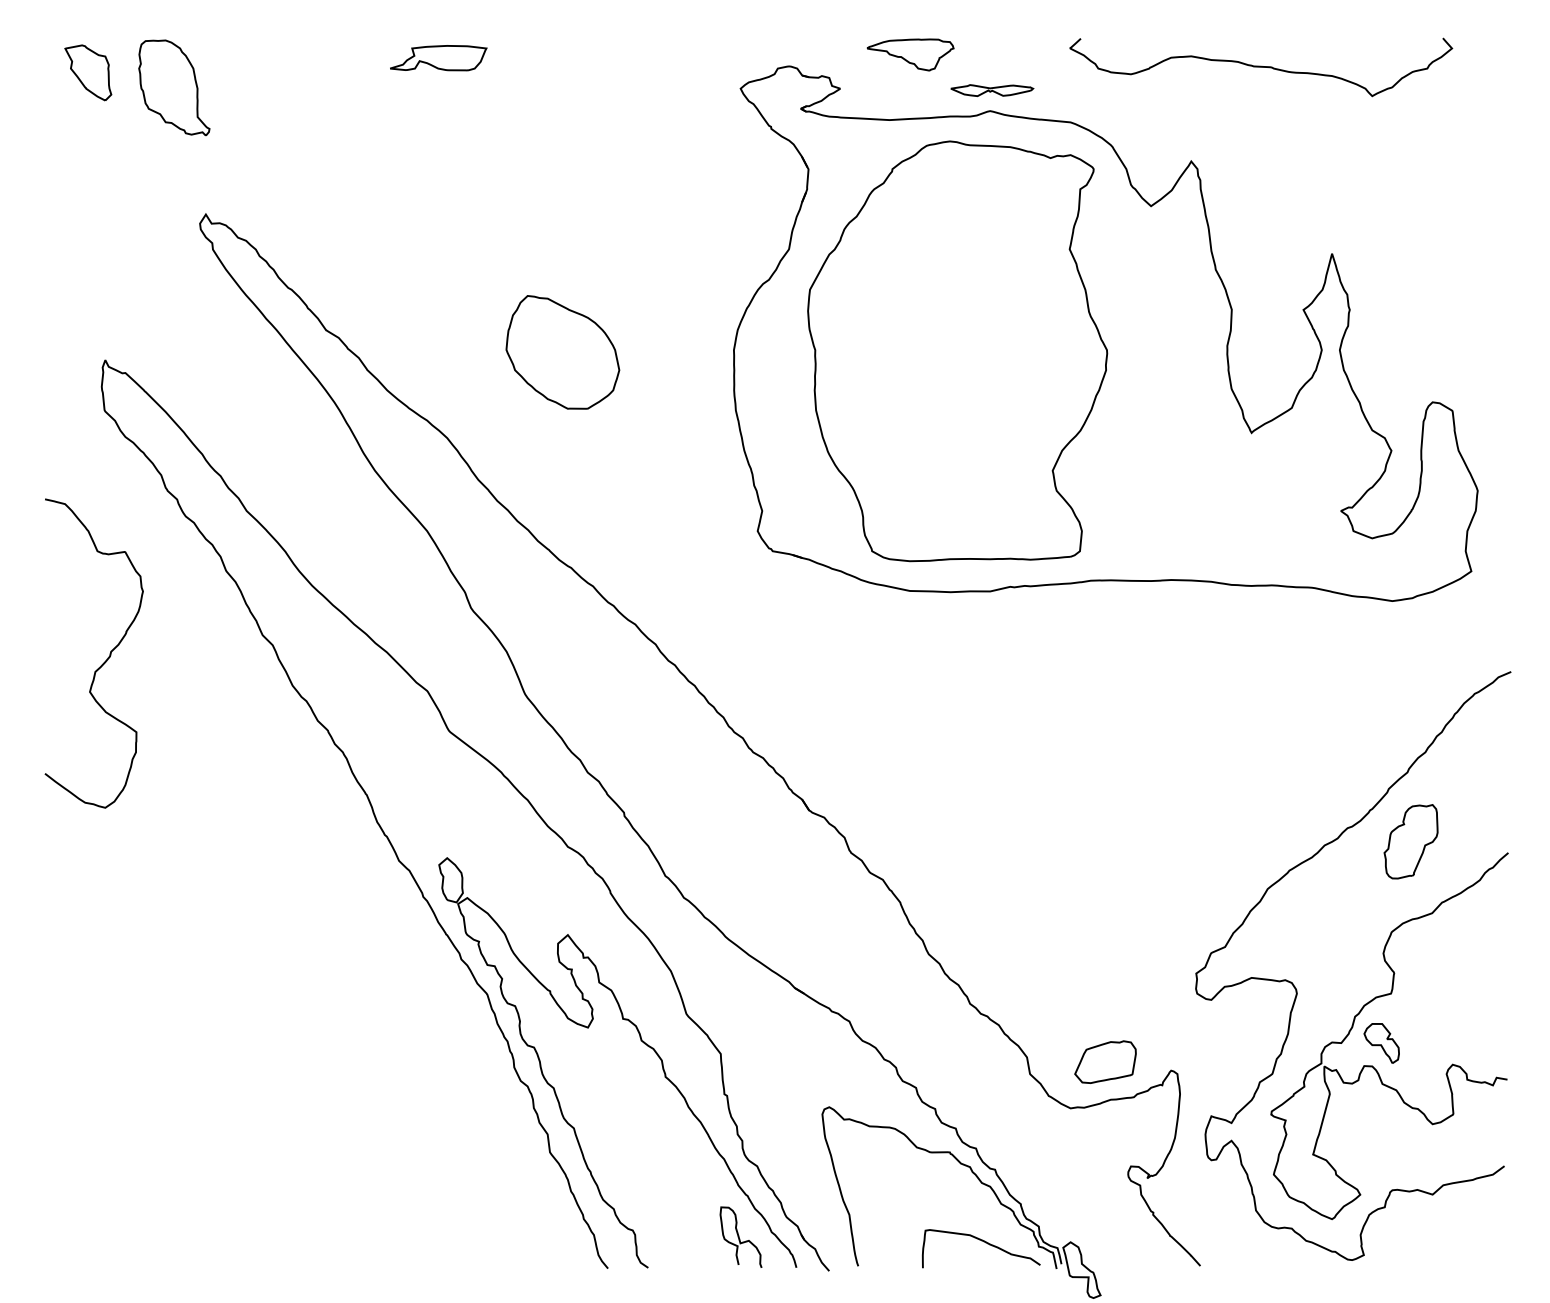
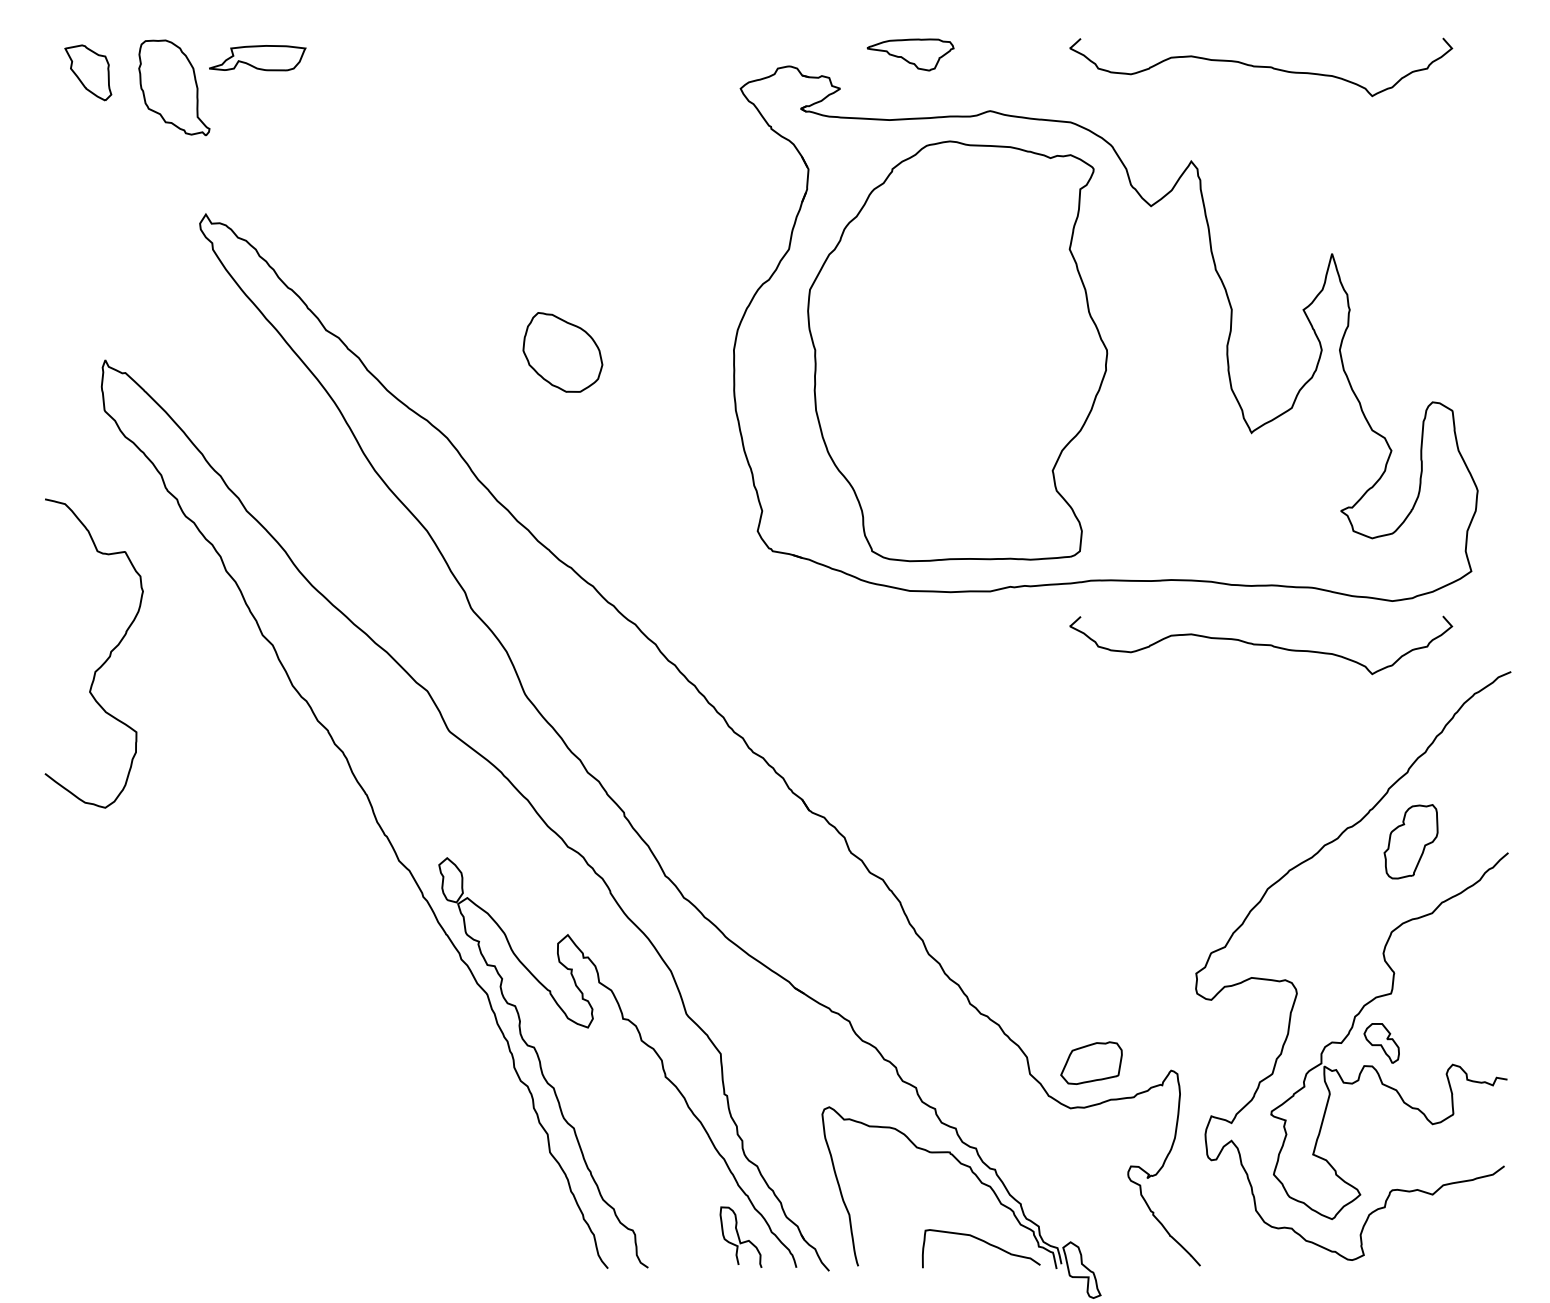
part position: (438, 58) -> (257, 58) (257, 58)
part: present -> none (992, 90)
part size: 116x115 px -> 82x81 px (562, 352)
curve: none -> present (1261, 645)
part position: (1105, 1061) -> (1091, 1062) (1091, 1062)
